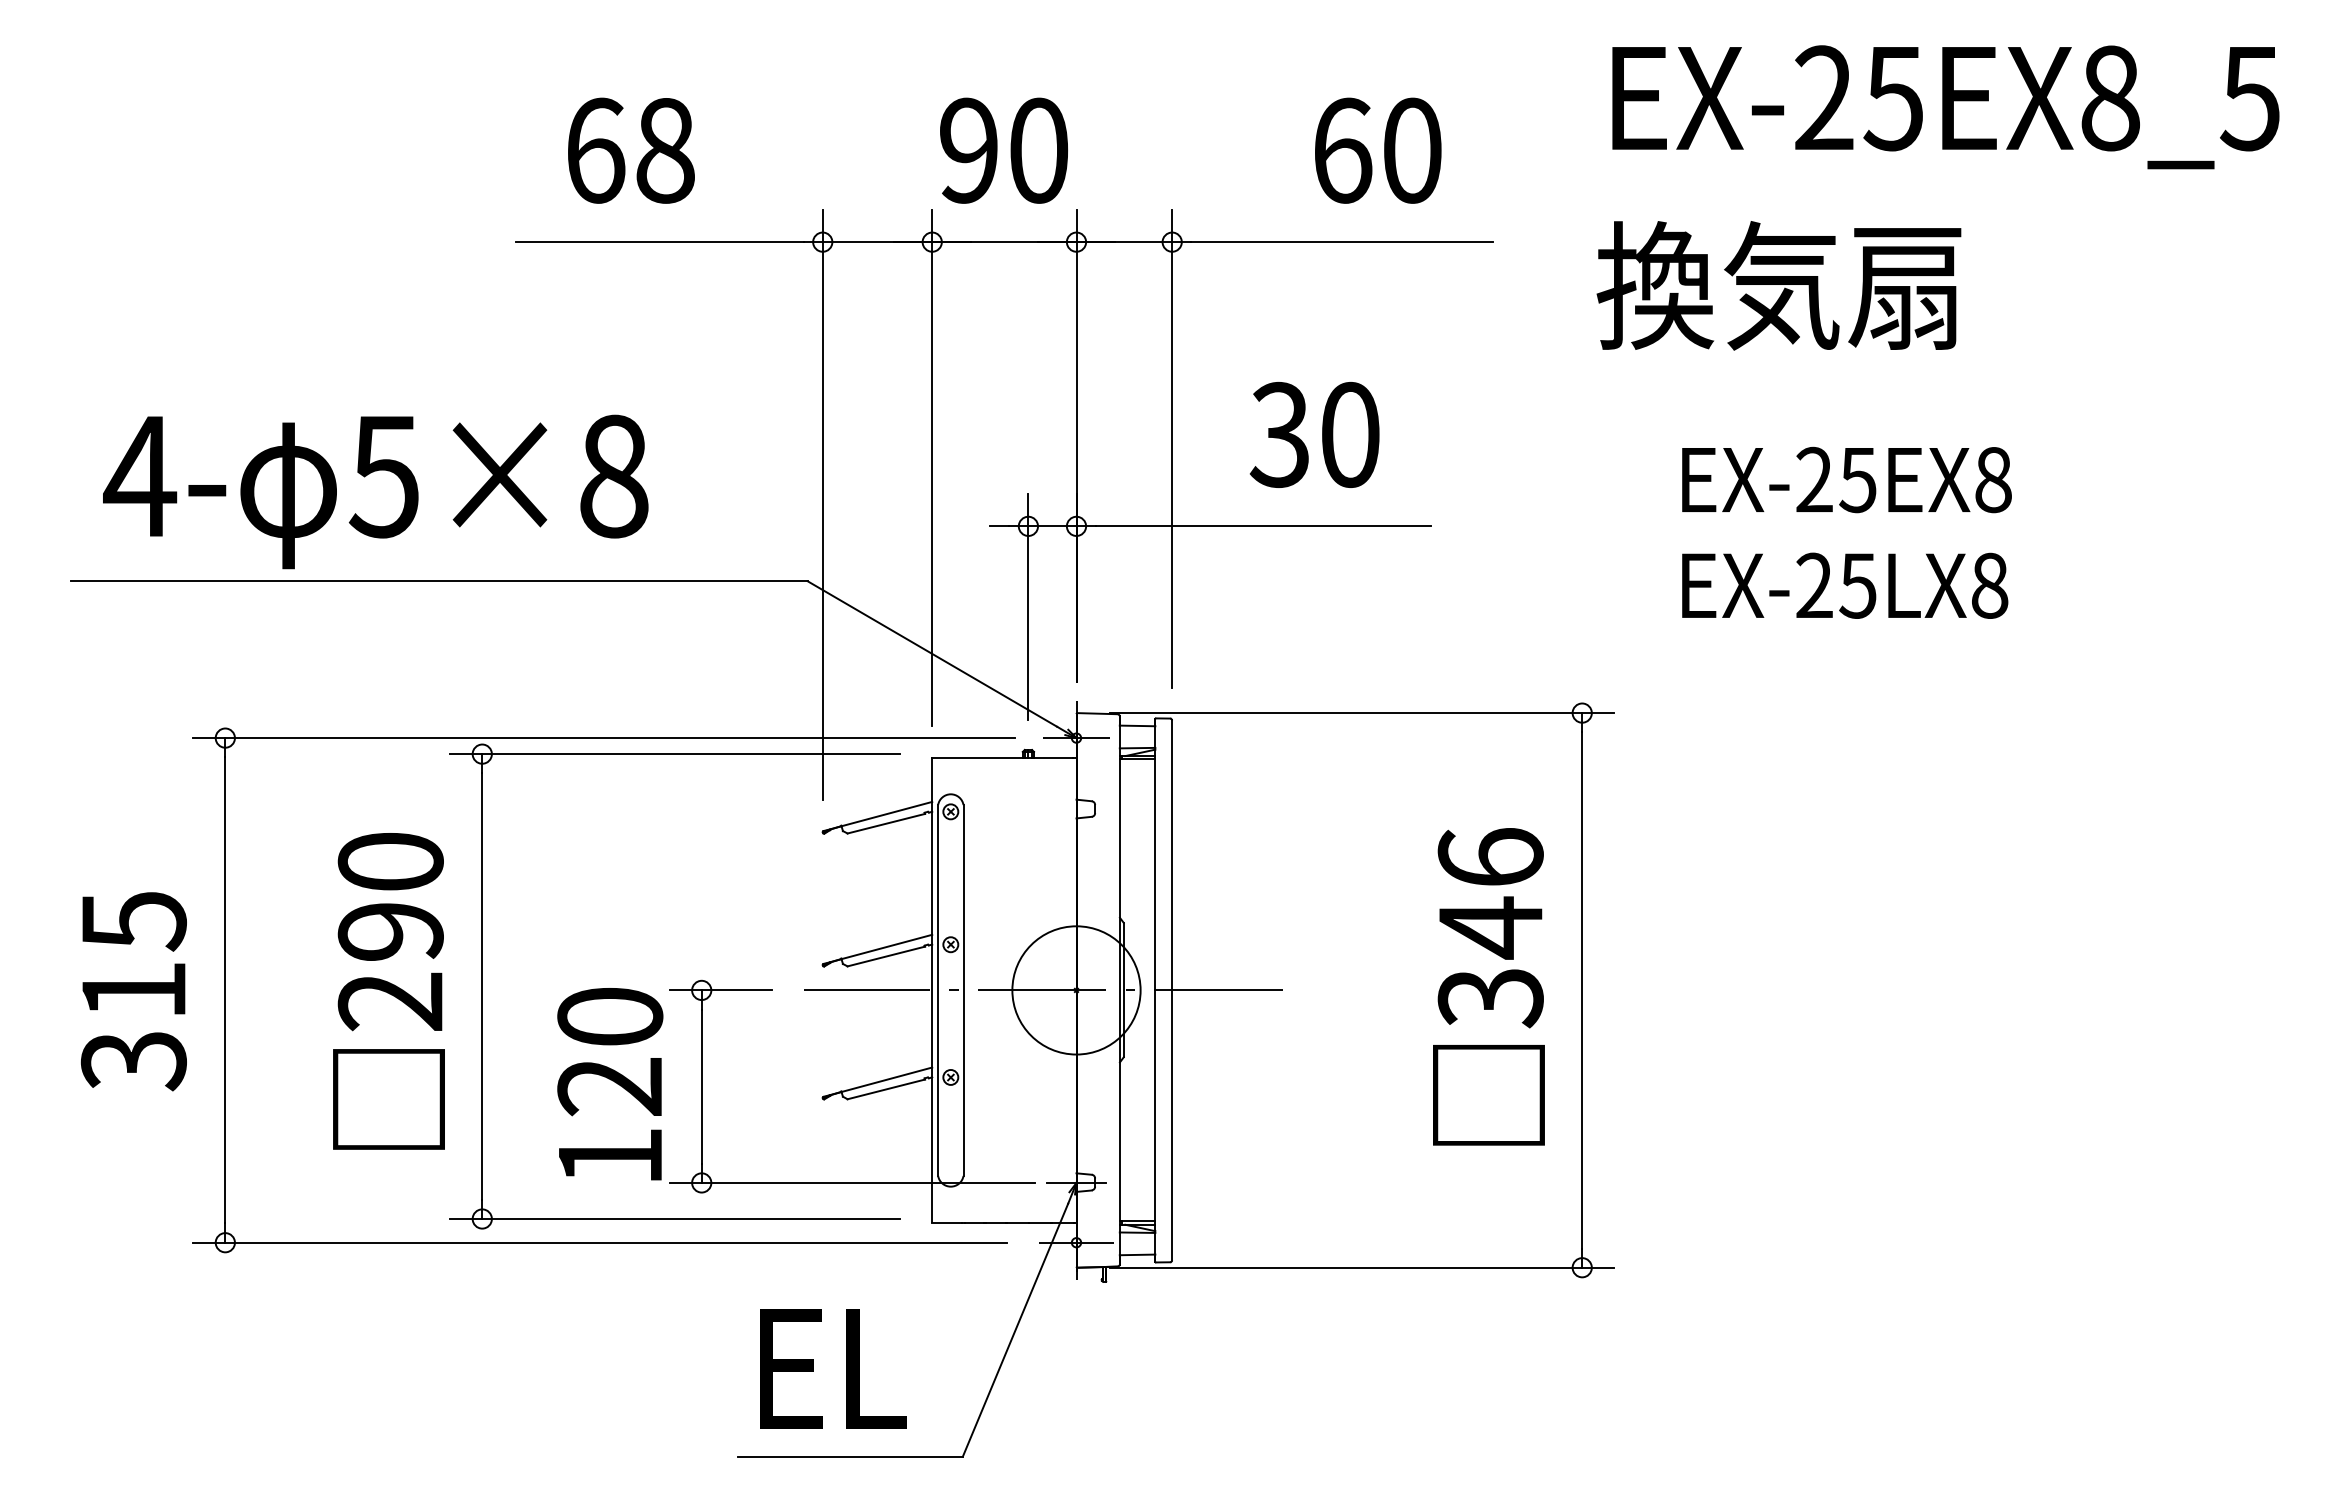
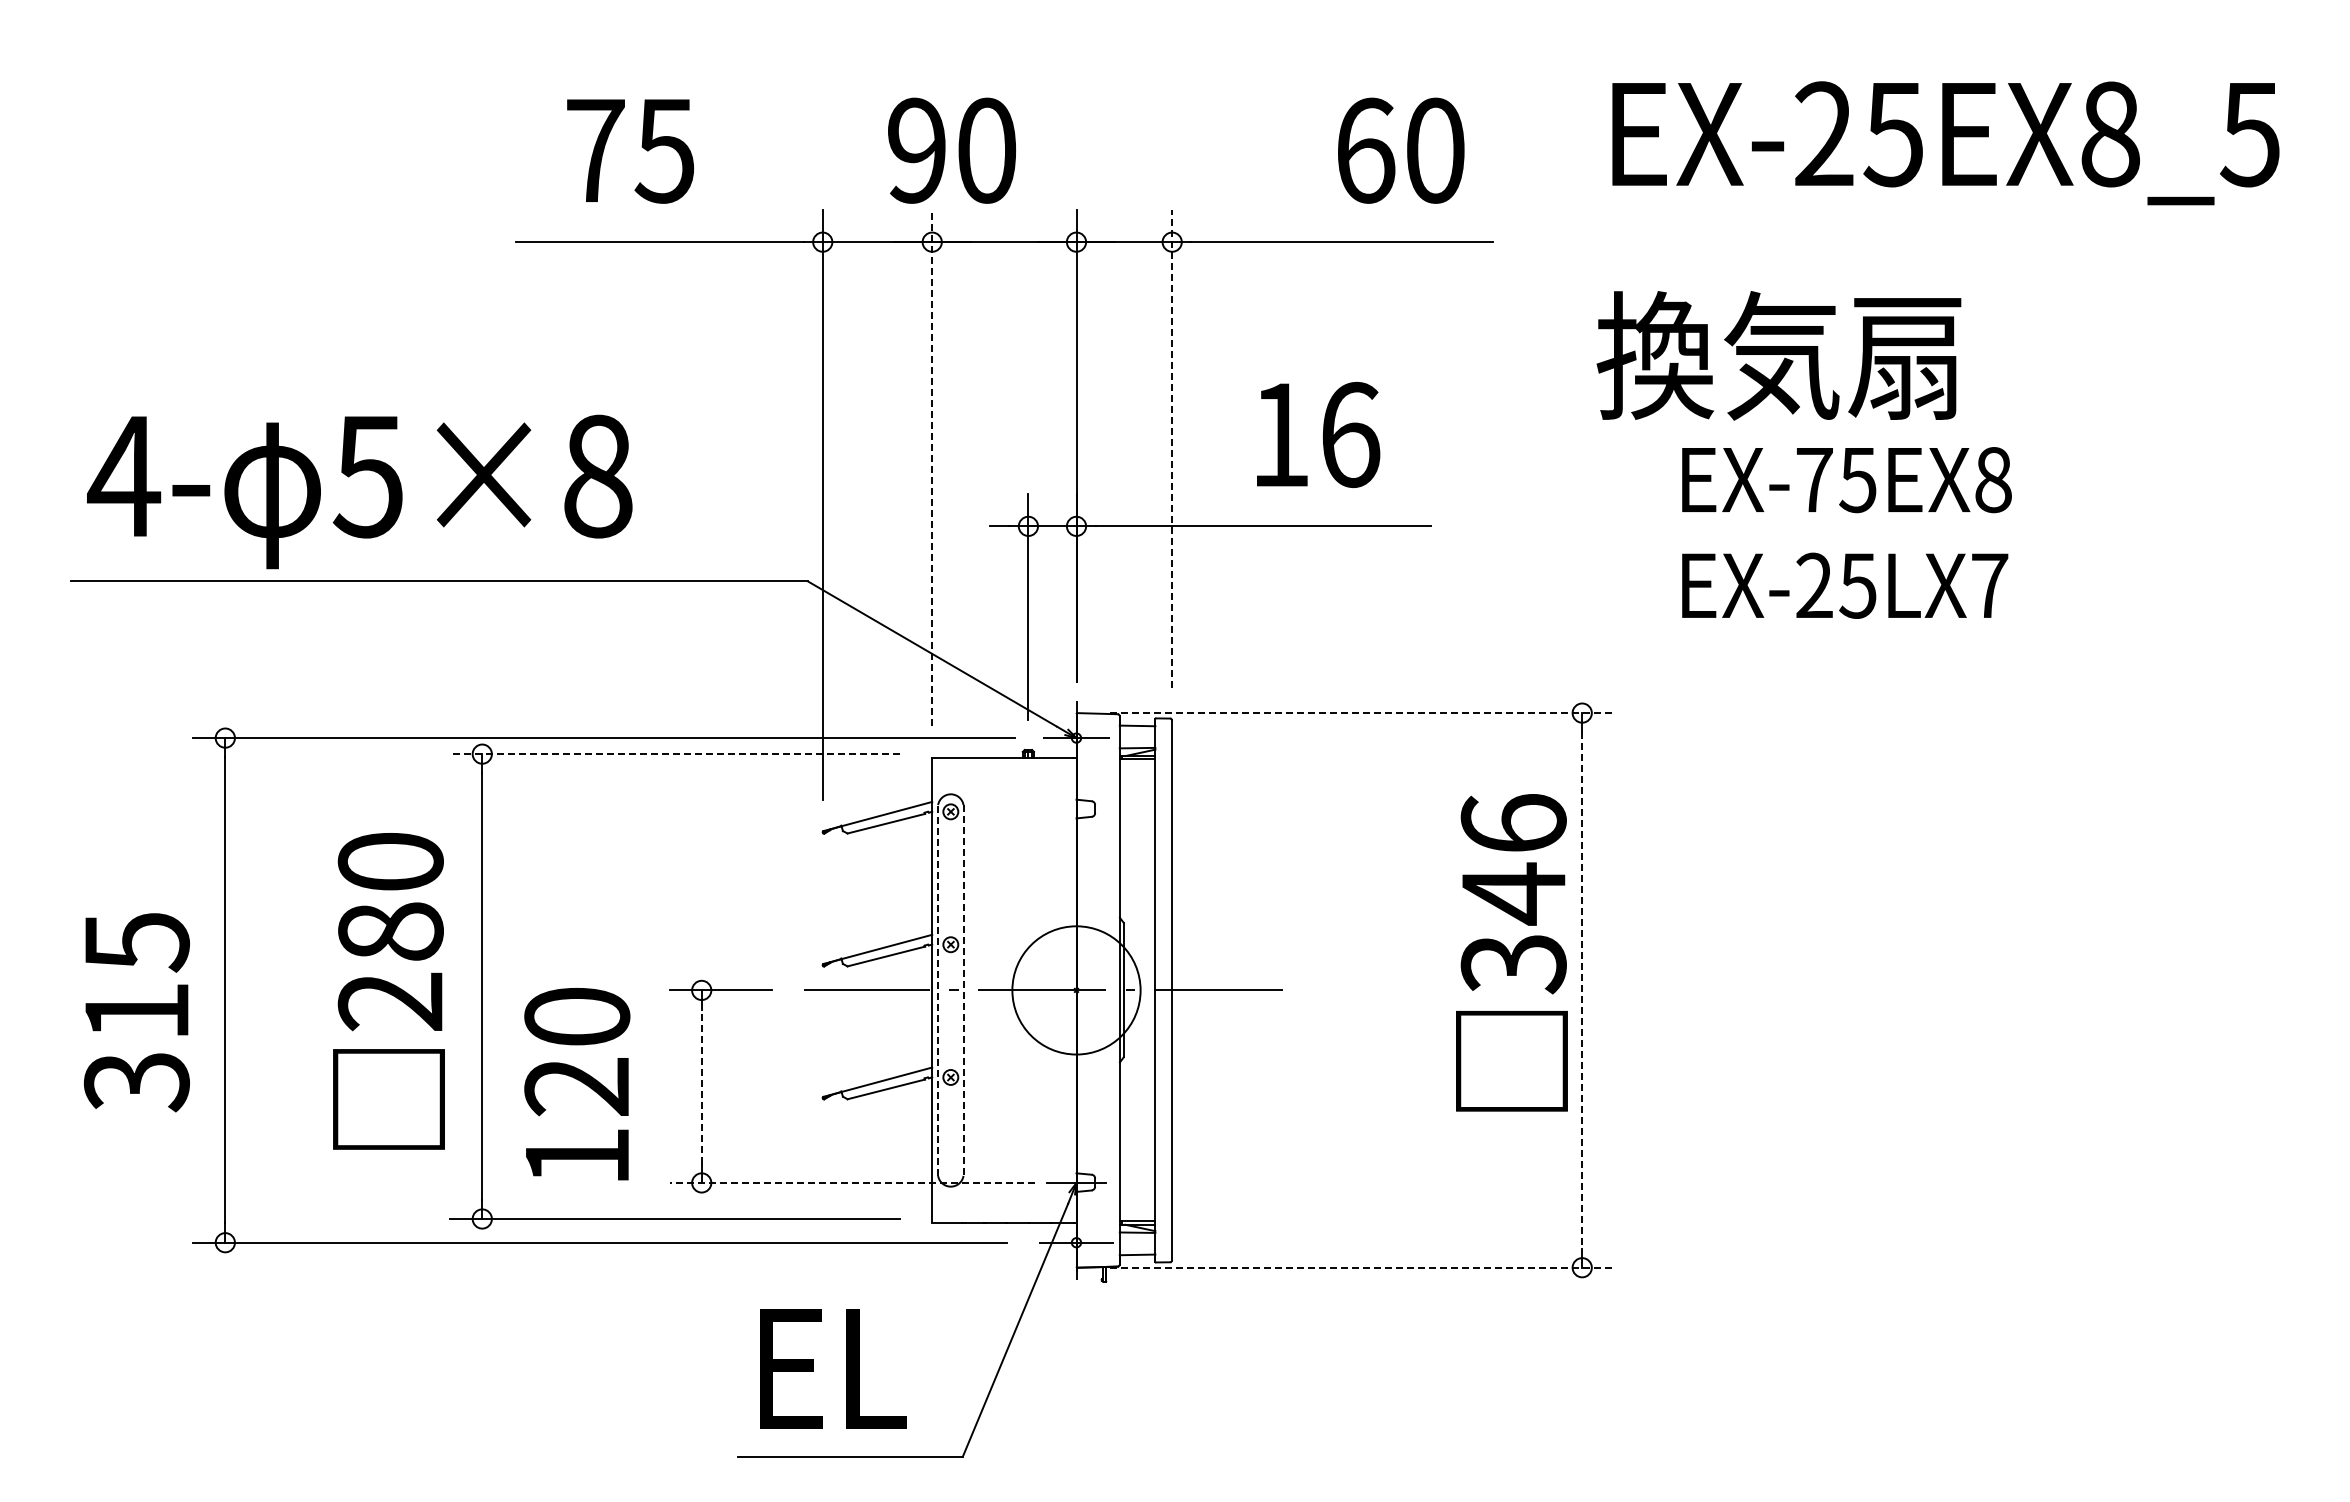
text position: (1945, 107) -> (1945, 143) (1945, 143)
text: 68 -> 75 (630, 150)
text position: (1003, 150) -> (951, 150) (951, 150)
text position: (1378, 150) -> (1401, 150) (1401, 150)
text position: (1778, 285) -> (1778, 355) (1778, 355)
text: 30 -> 16 (1314, 434)
line: solid -> dashed (1172, 448)
line: solid -> dashed (932, 468)
text: EX-25EX8 -> EX-75EX8 (1814, 479)
text position: (375, 491) -> (359, 491) (359, 491)
text: EX-25LX8 -> EX-25LX7 (1990, 585)
line: solid -> dashed (1362, 713)
line: solid -> dashed (675, 754)
text: 290 -> 280 (390, 931)
text position: (1488, 986) -> (1511, 952) (1511, 952)
line: solid -> dashed (938, 990)
line: solid -> dashed (1582, 990)
text position: (133, 991) -> (136, 1012) (136, 1012)
line: solid -> dashed (963, 991)
text position: (610, 1084) -> (577, 1084) (577, 1084)
line: solid -> dashed (701, 1086)
line: solid -> dashed (852, 1182)
line: solid -> dashed (1362, 1267)
